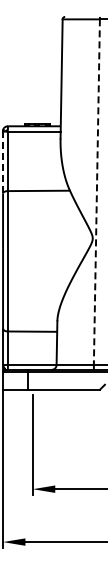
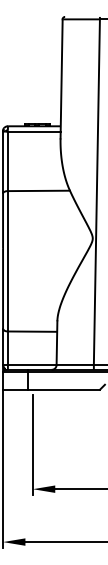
line: dashed -> solid (3, 162)
line: dashed -> solid (96, 192)
